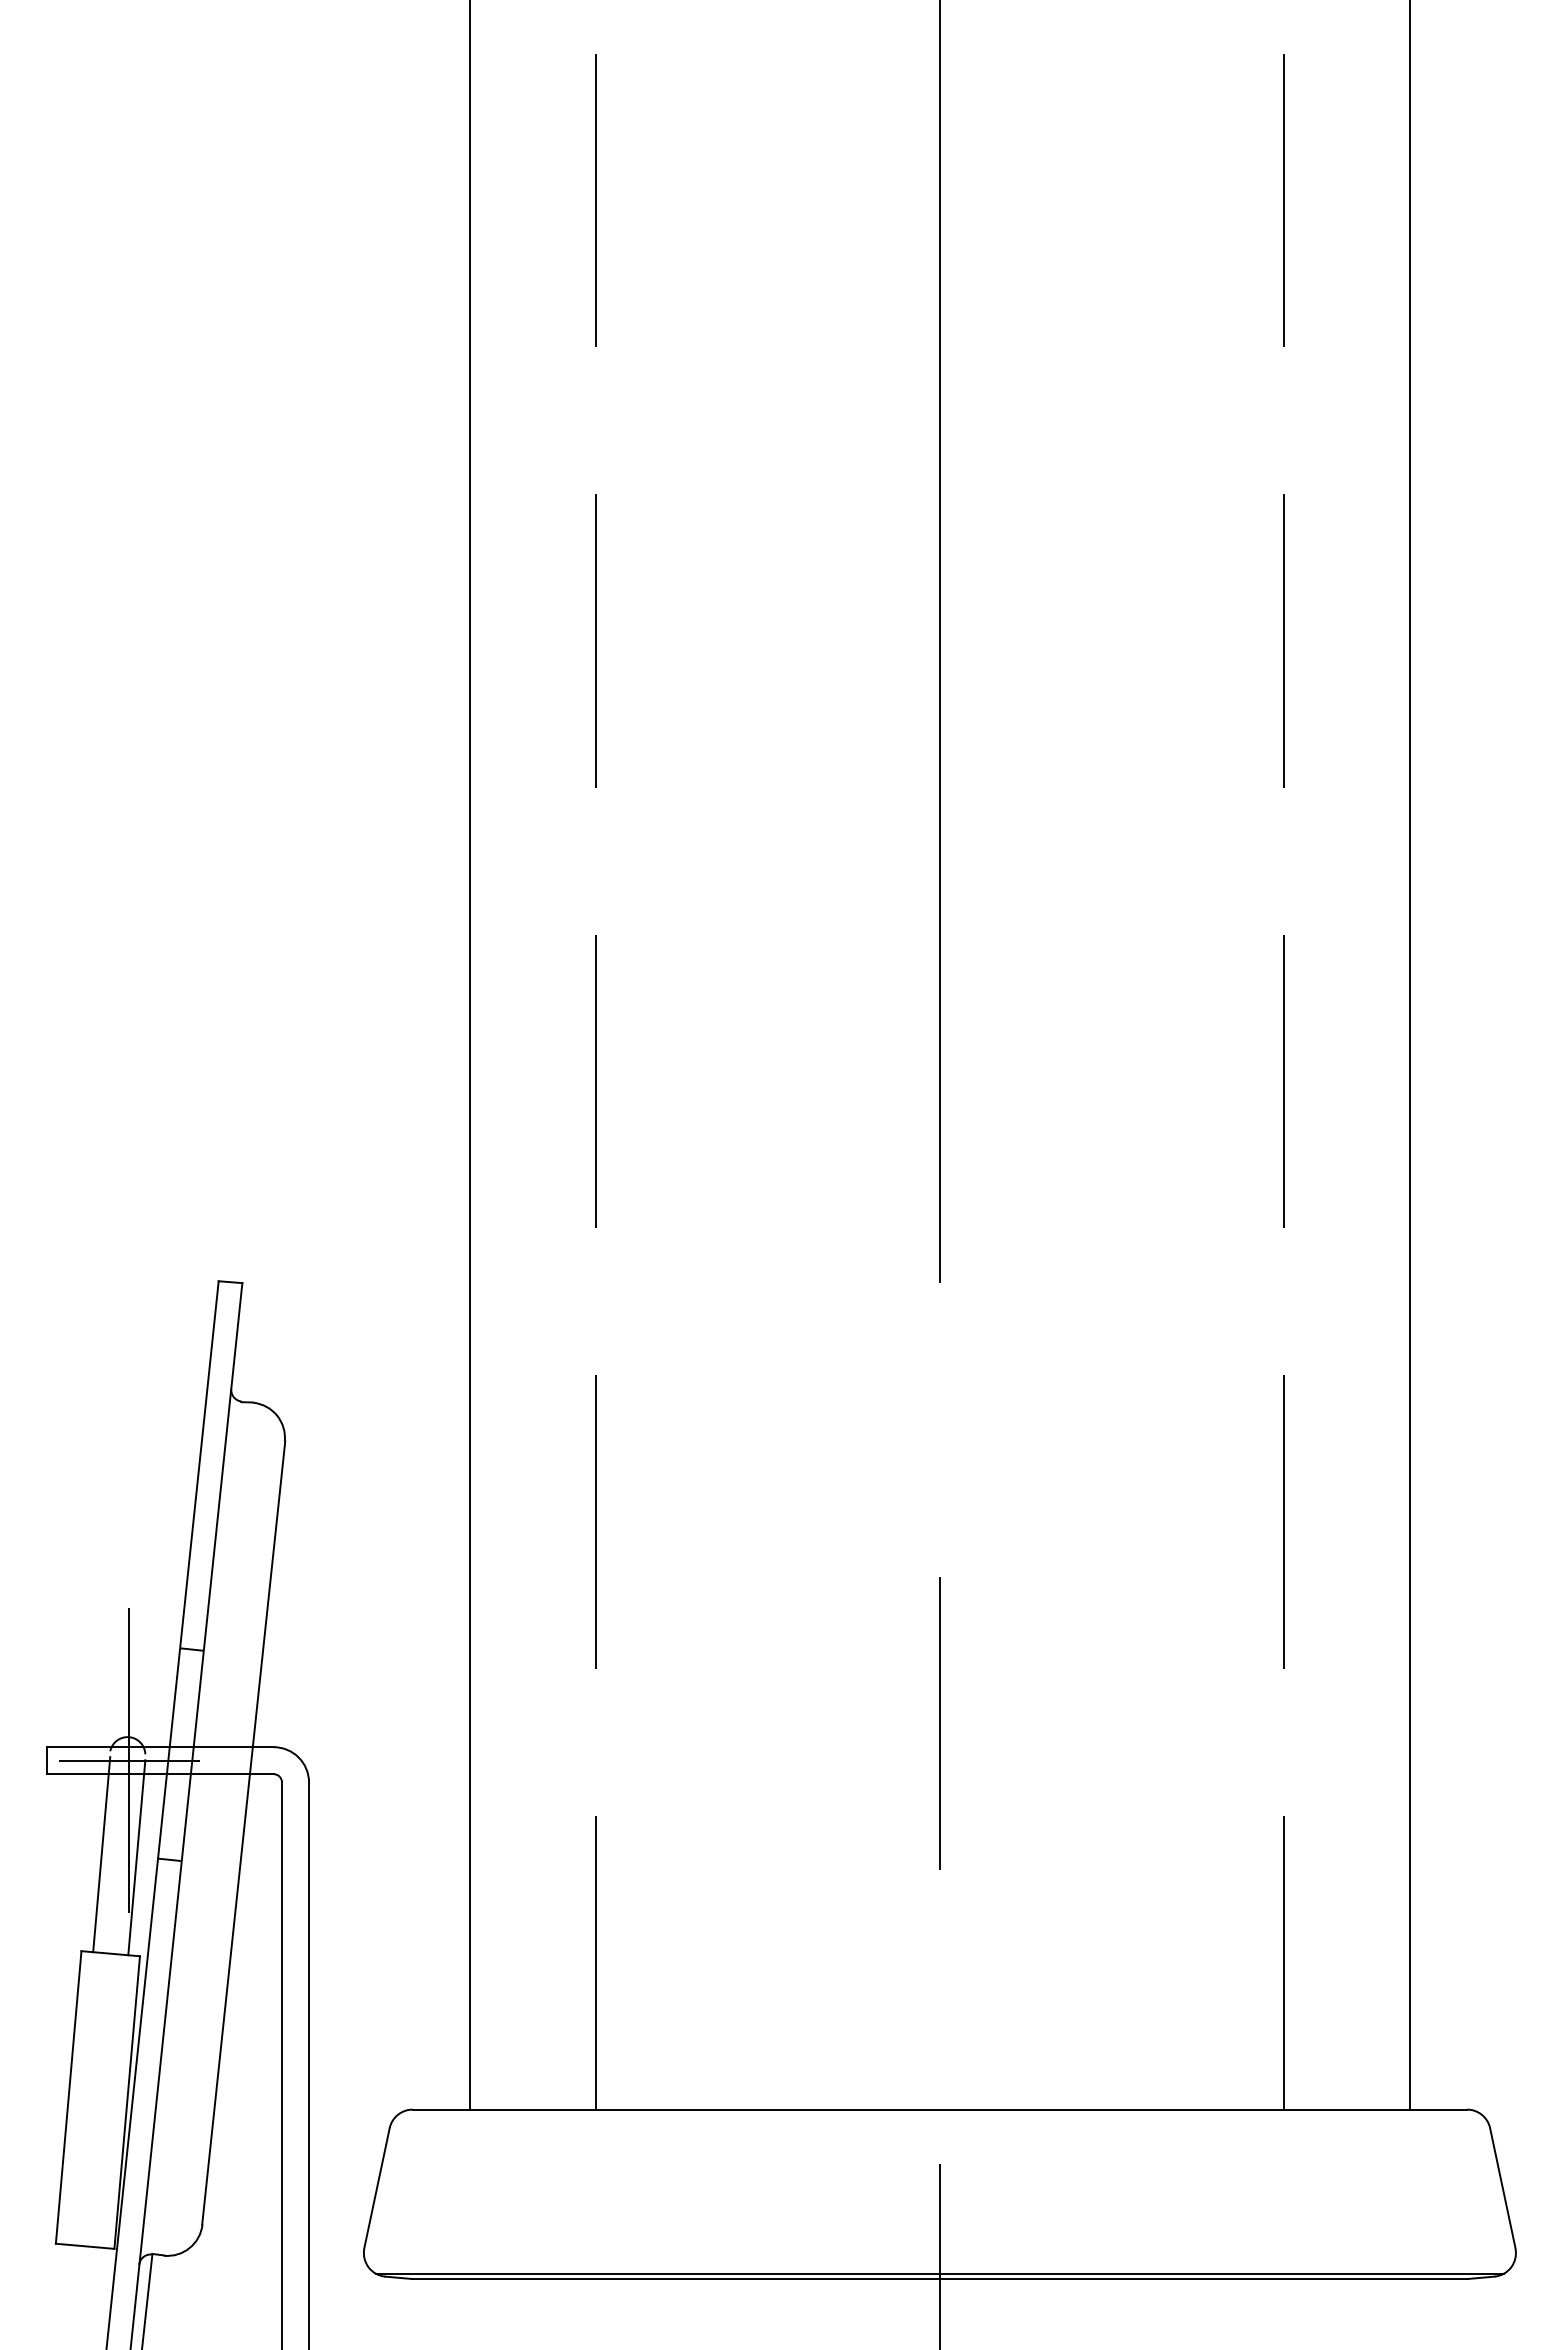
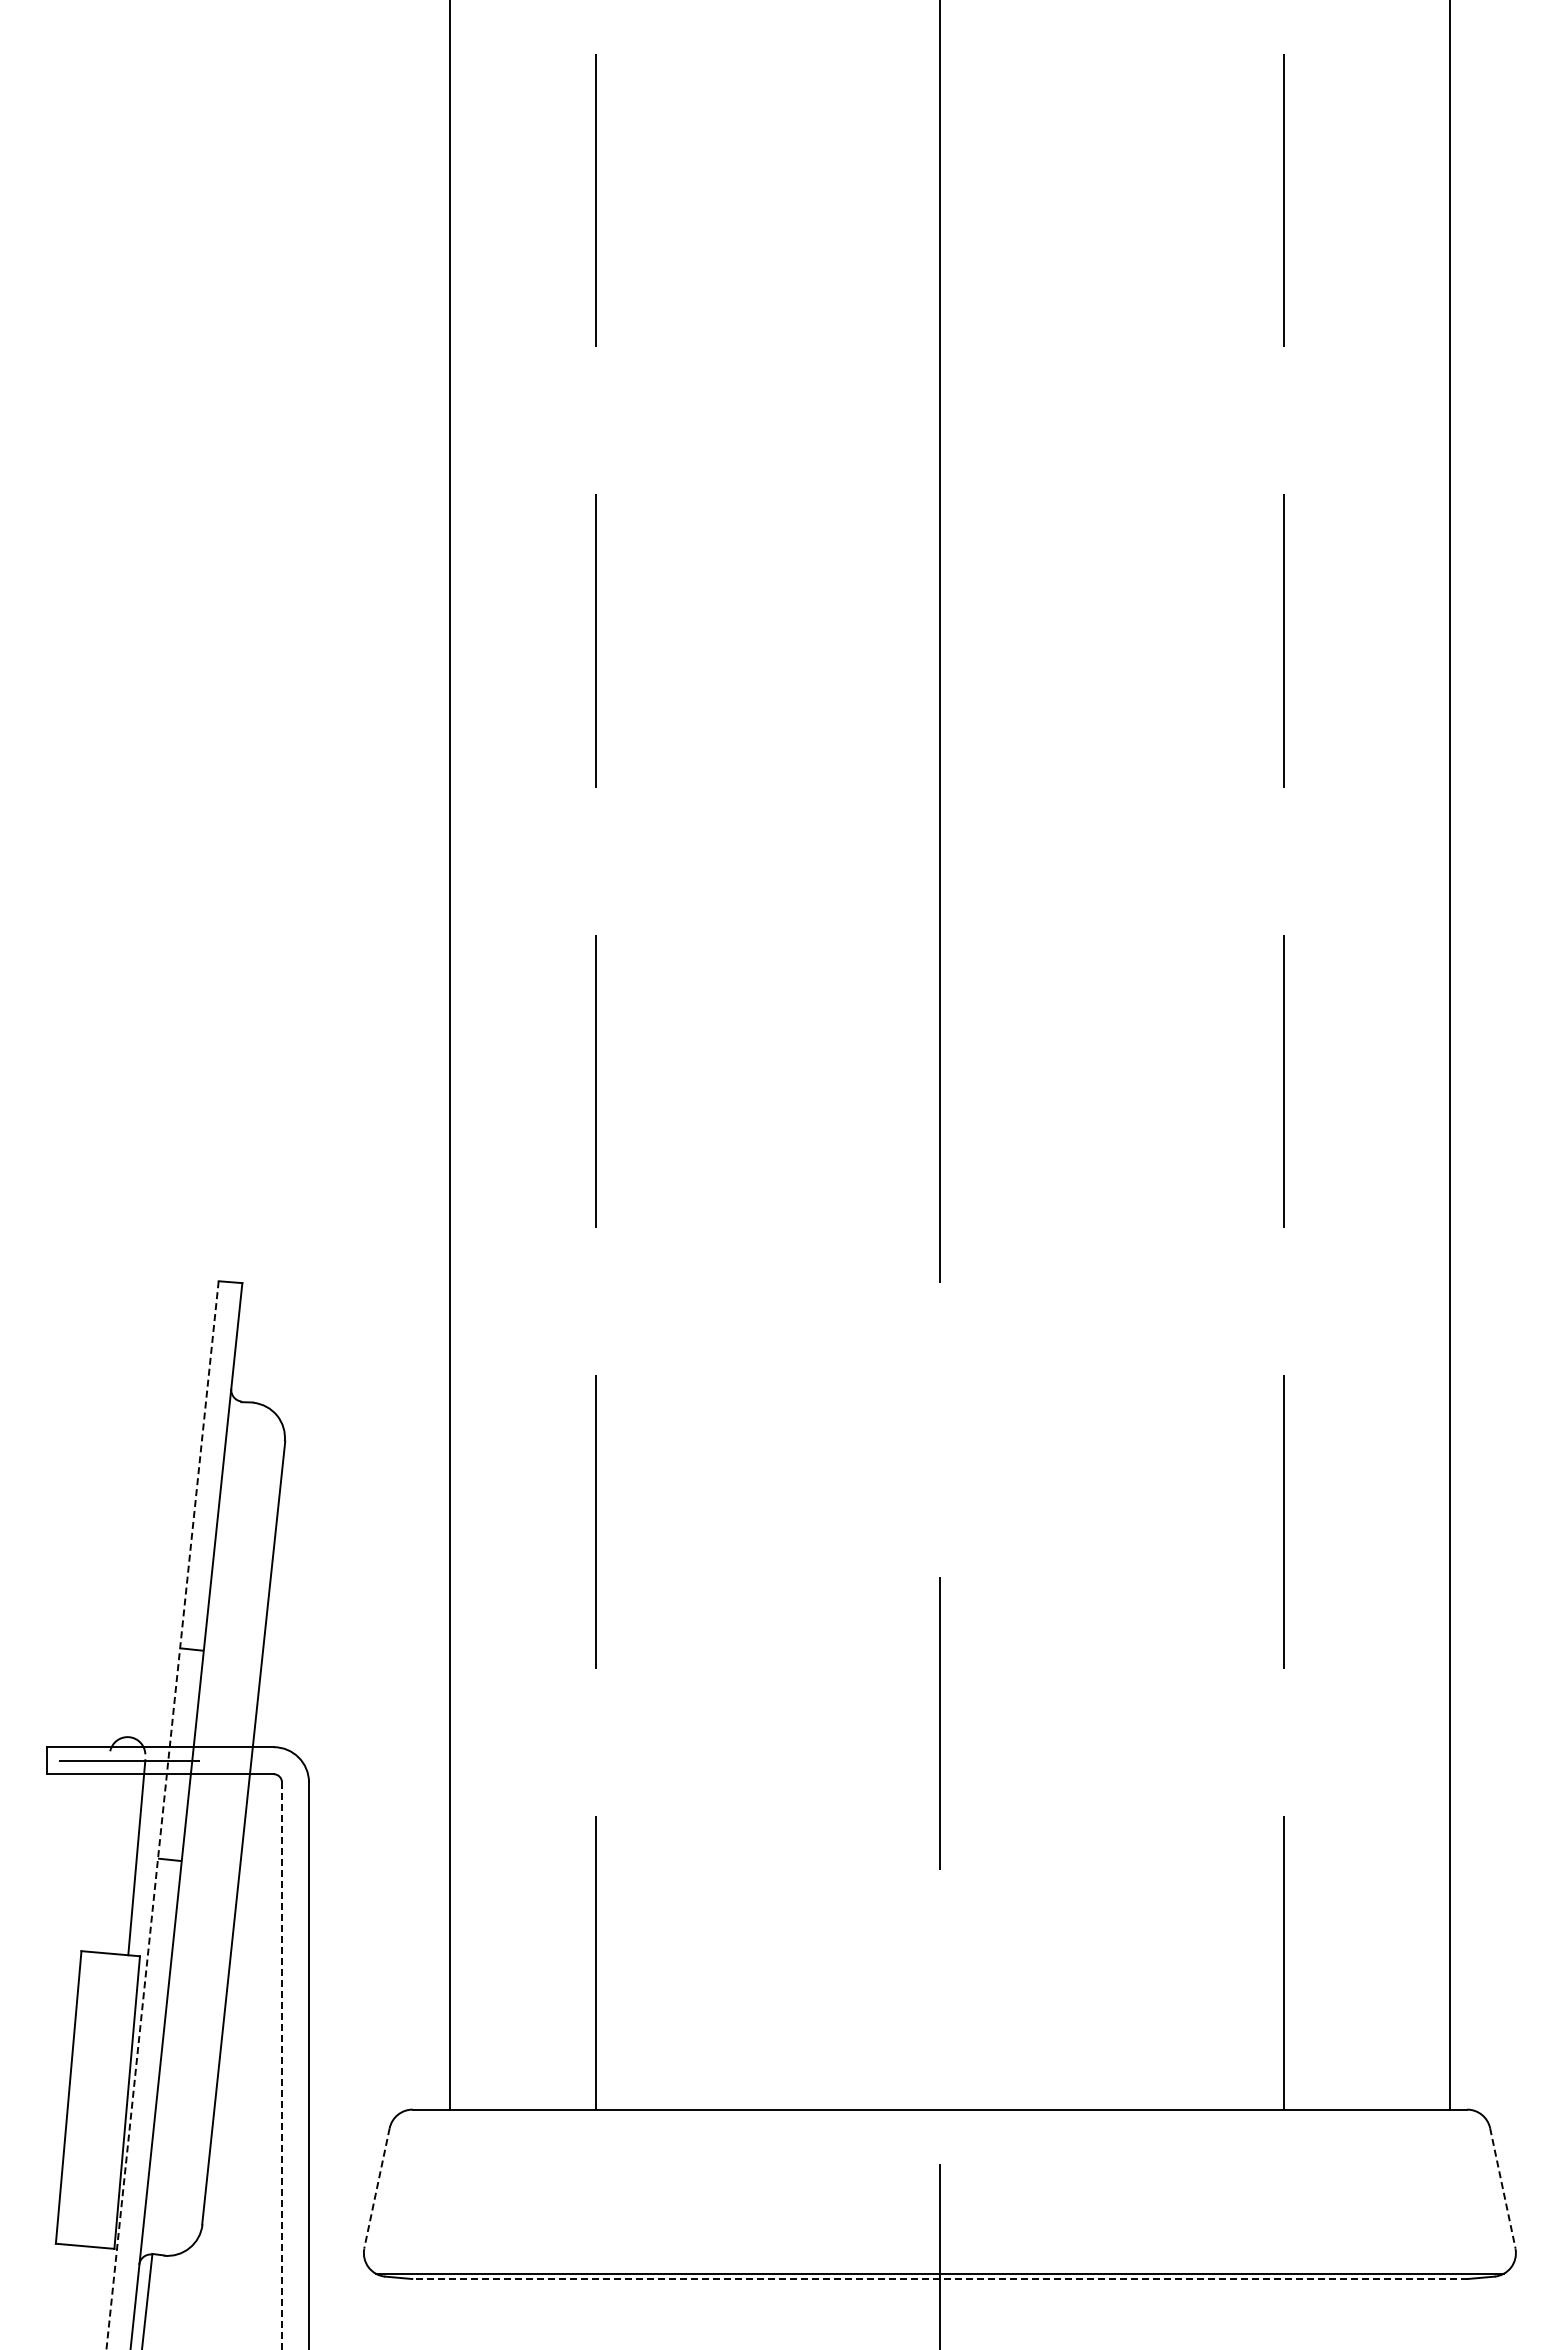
line position: (469, 1055) -> (449, 1055) (449, 1055)
line position: (1409, 1055) -> (1449, 1055) (1449, 1055)
line: present -> none (129, 1760)
line: solid -> dashed (162, 1815)
line: present -> none (101, 1854)
line: solid -> dashed (282, 2066)
line: solid -> dashed (376, 2188)
line: solid -> dashed (1502, 2188)
line: solid -> dashed (939, 2279)
